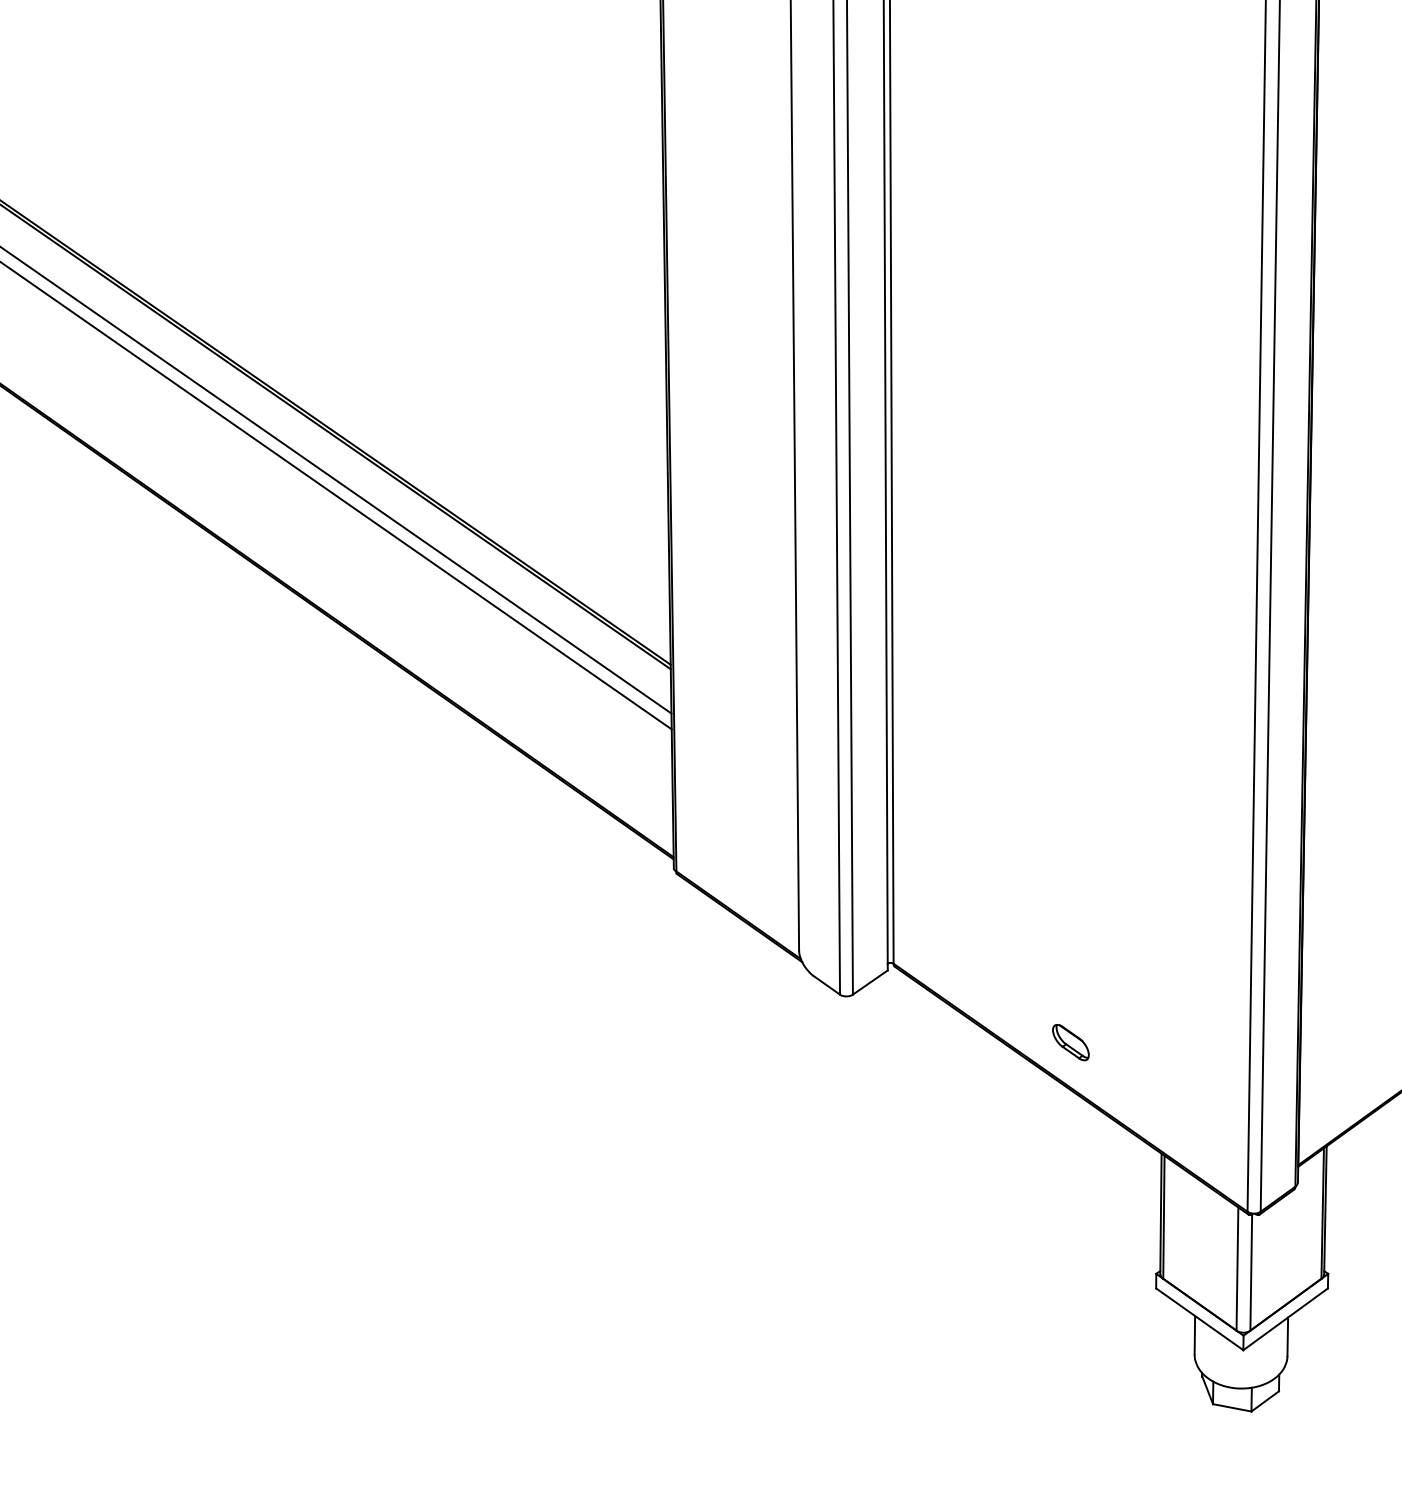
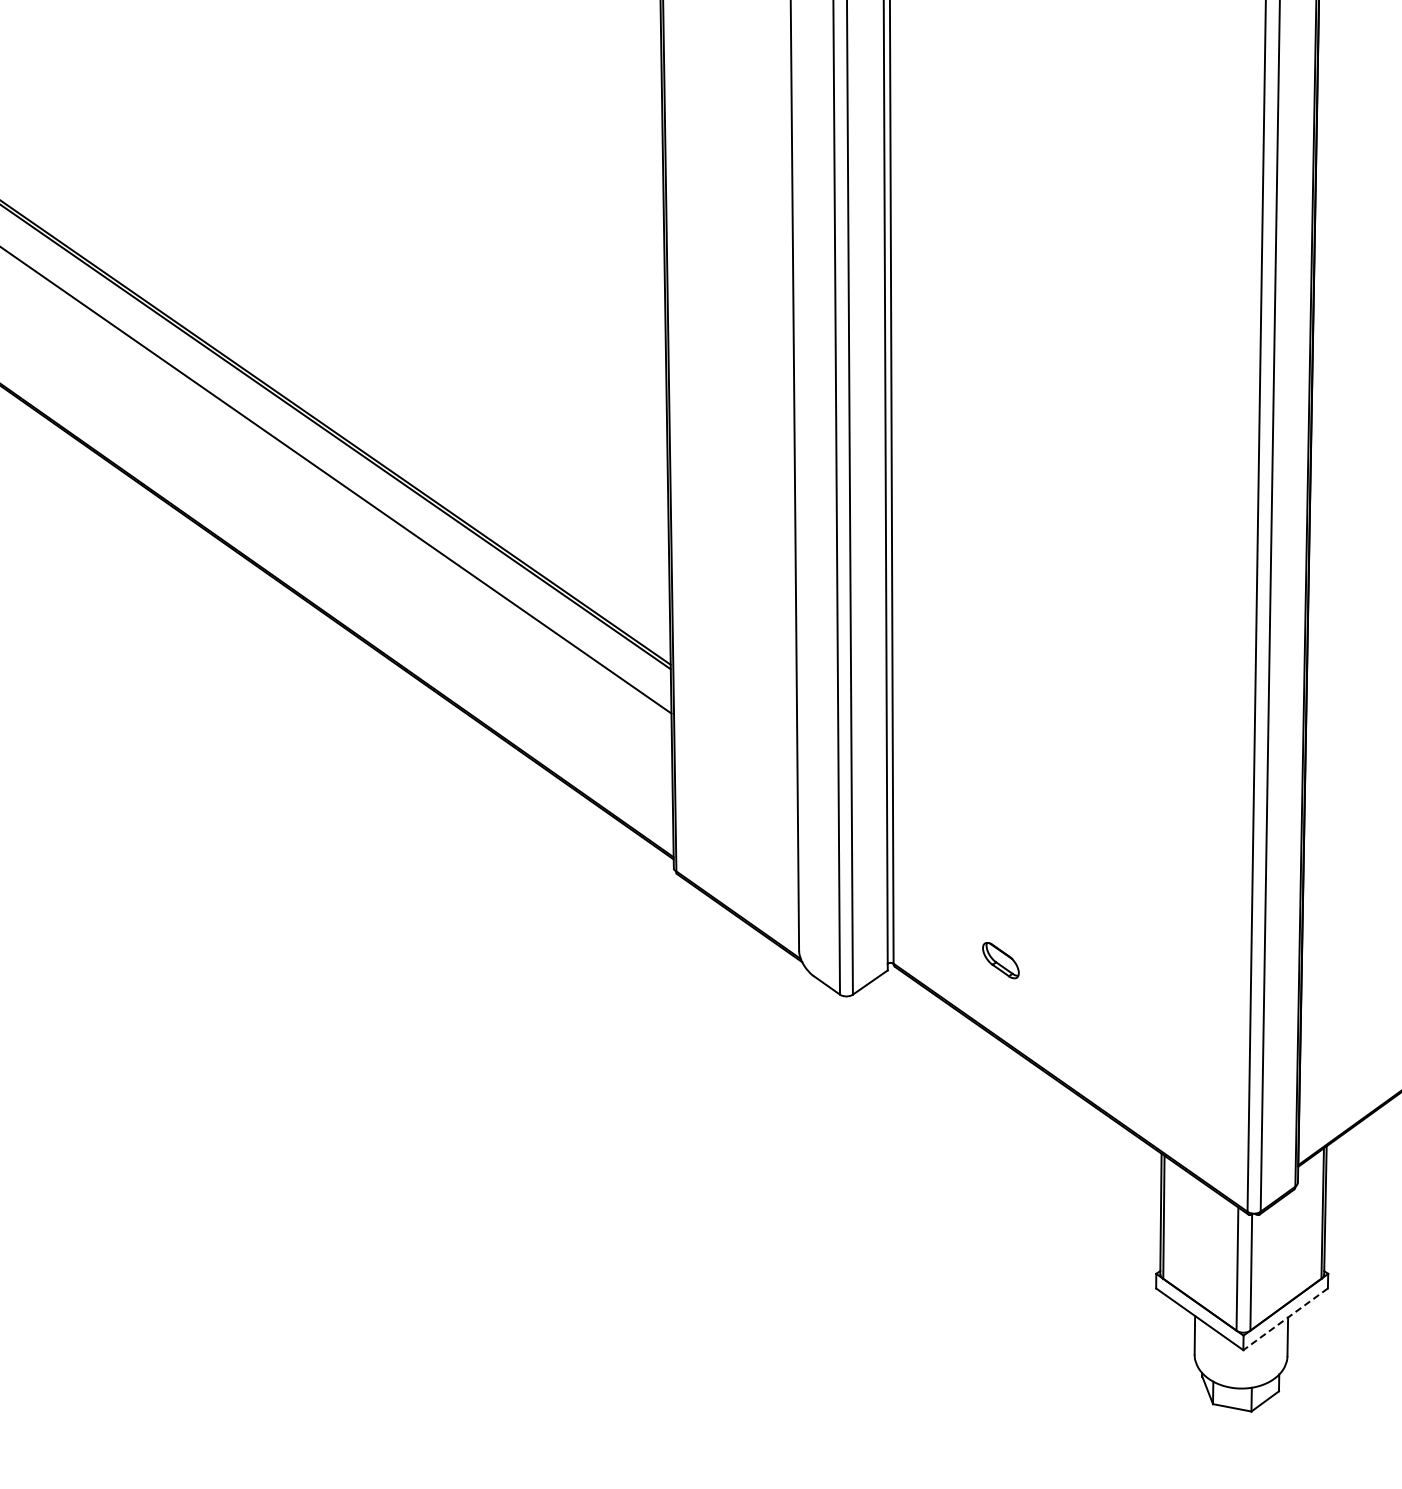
line: present -> none (336, 496)
part position: (1070, 1042) -> (1000, 960) (1000, 960)
line: solid -> dashed (1285, 1319)
